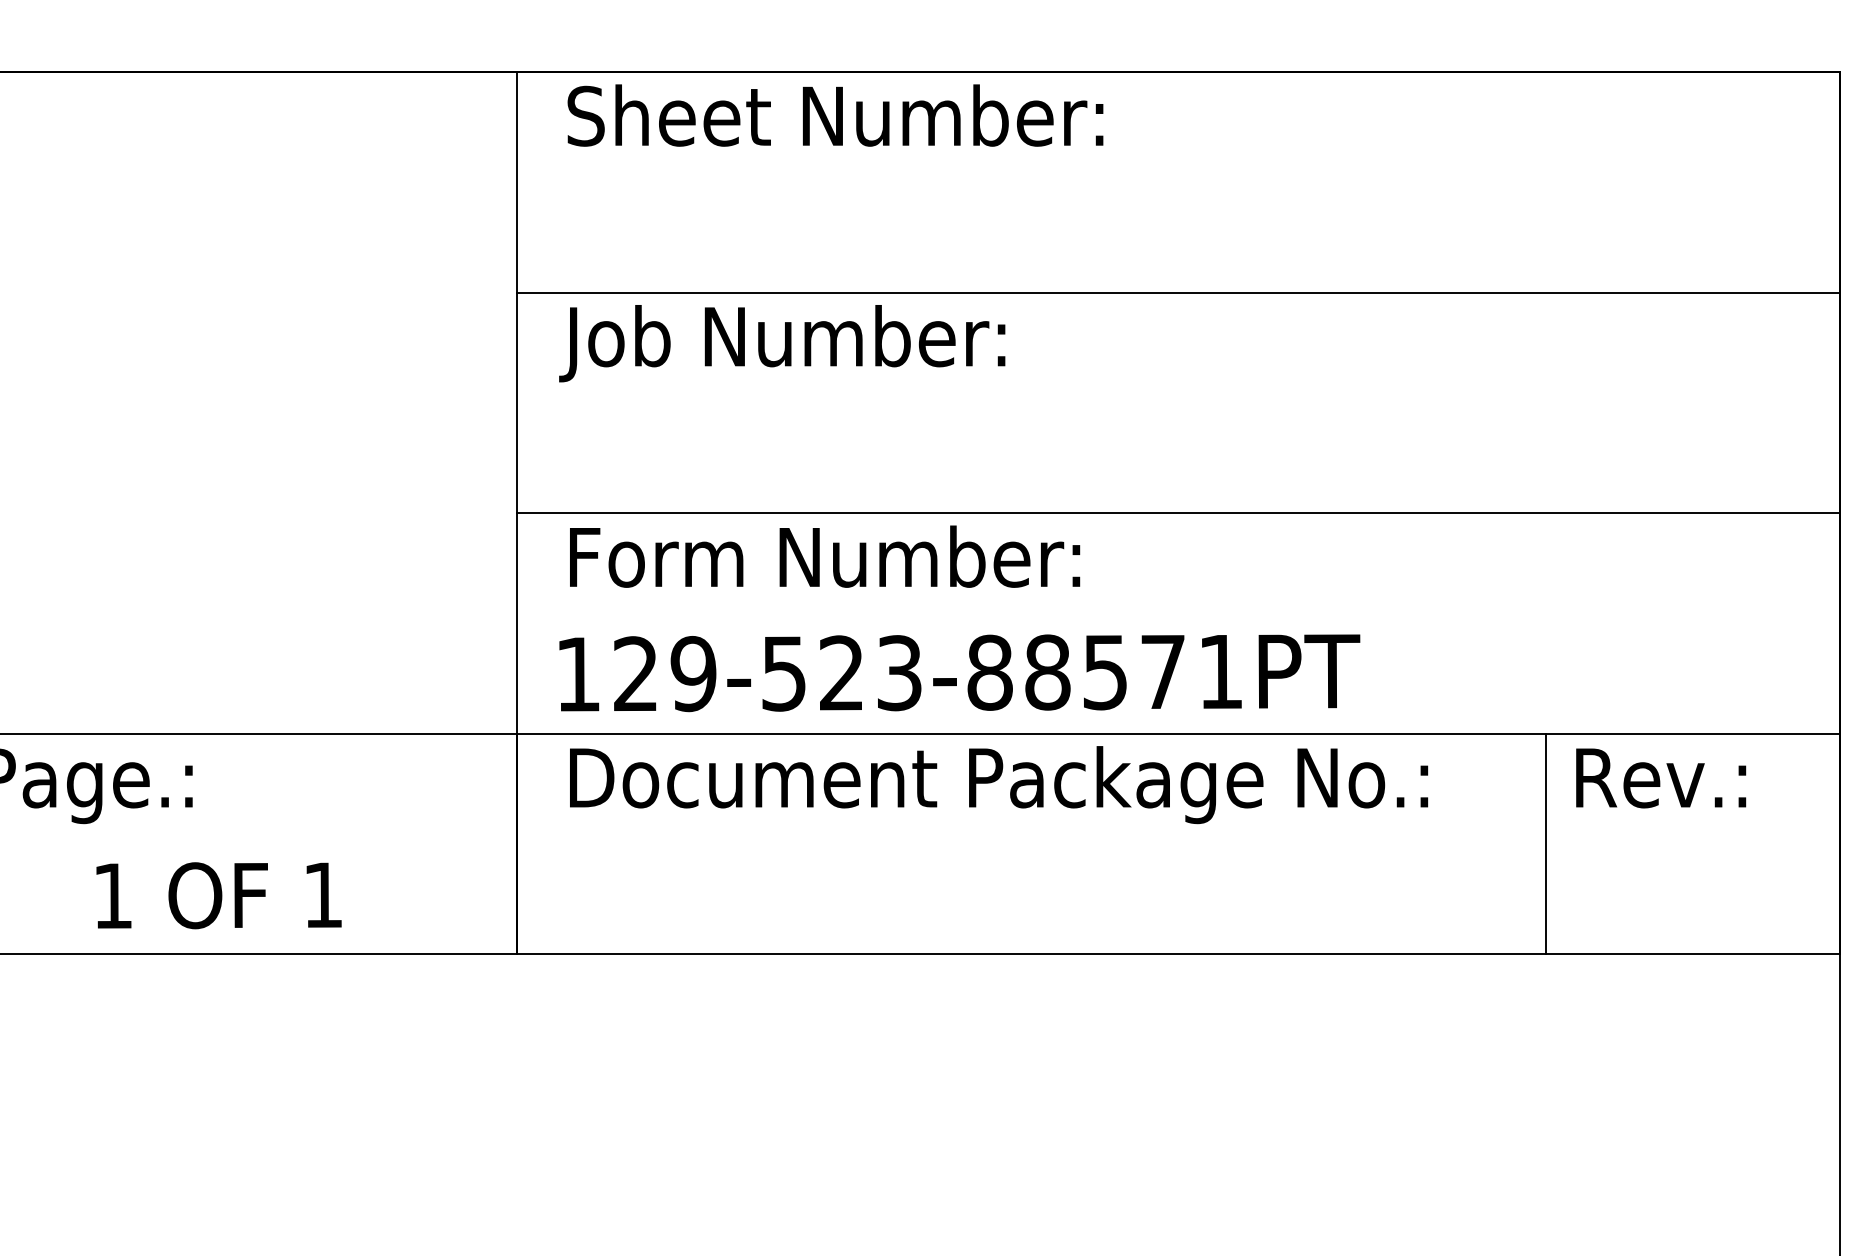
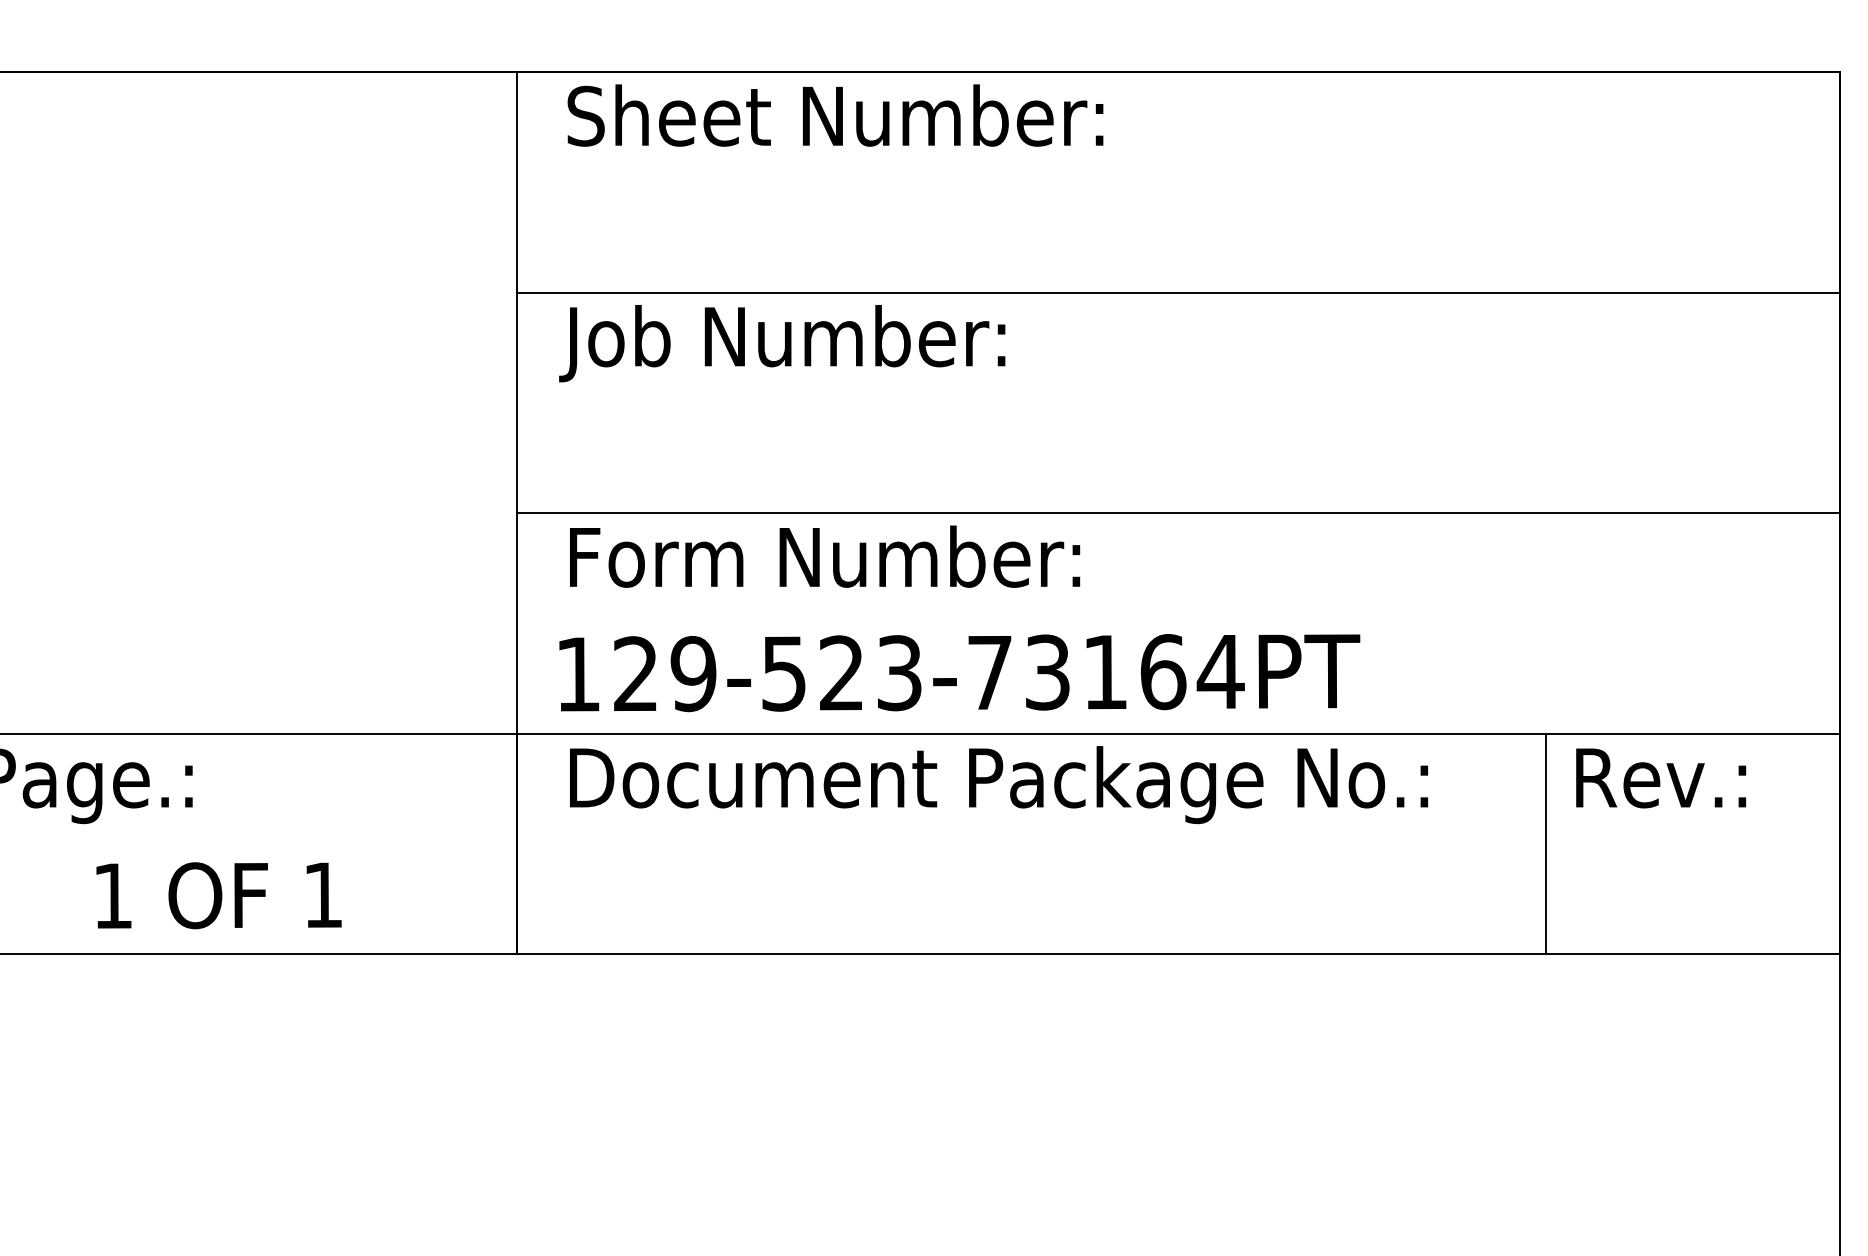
text: 129-523-88571PT -> 129-523-73164PT (1105, 672)
